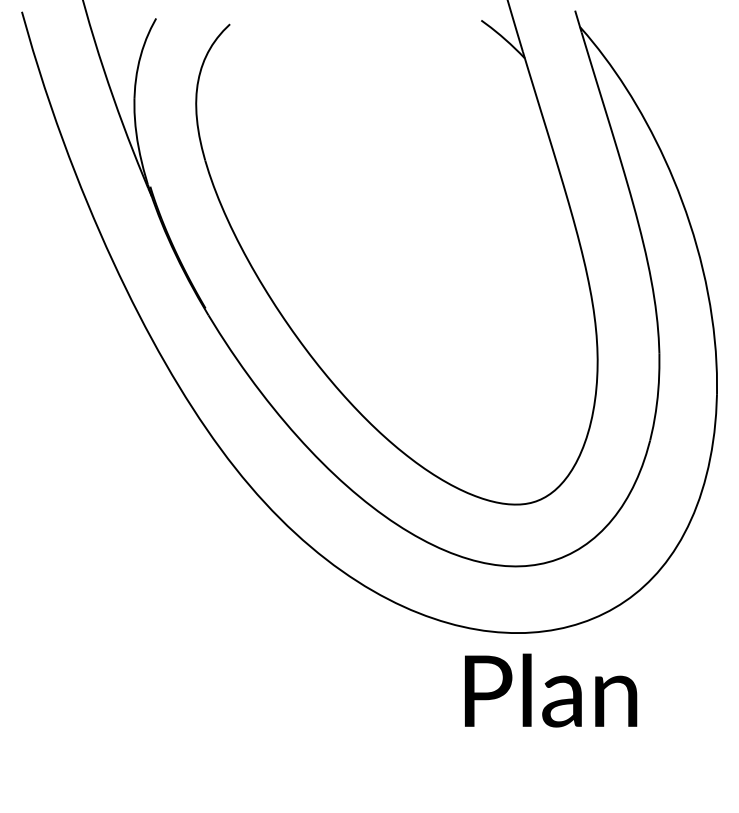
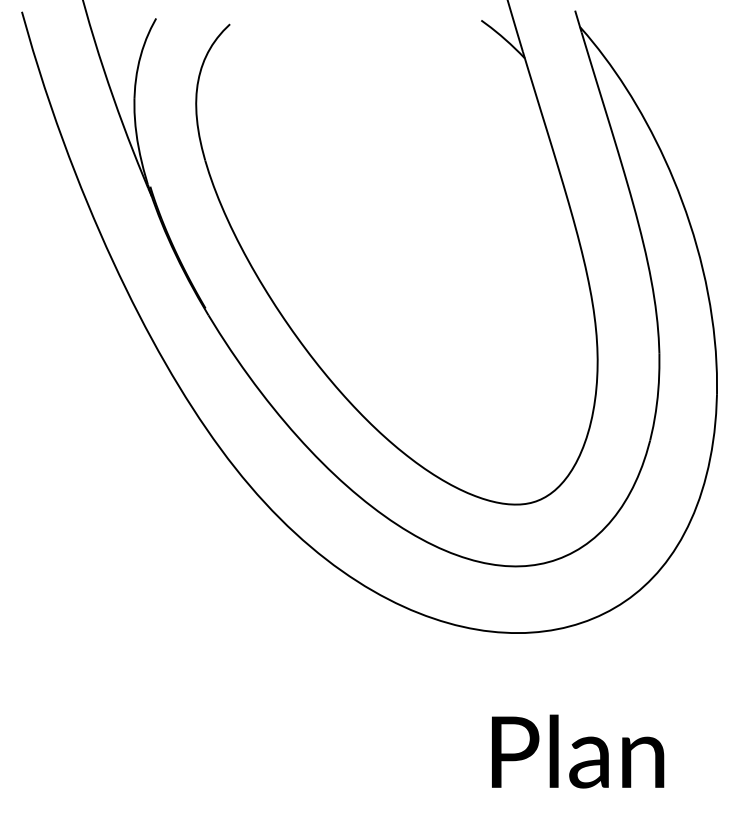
text position: (551, 690) -> (578, 751) (578, 751)
